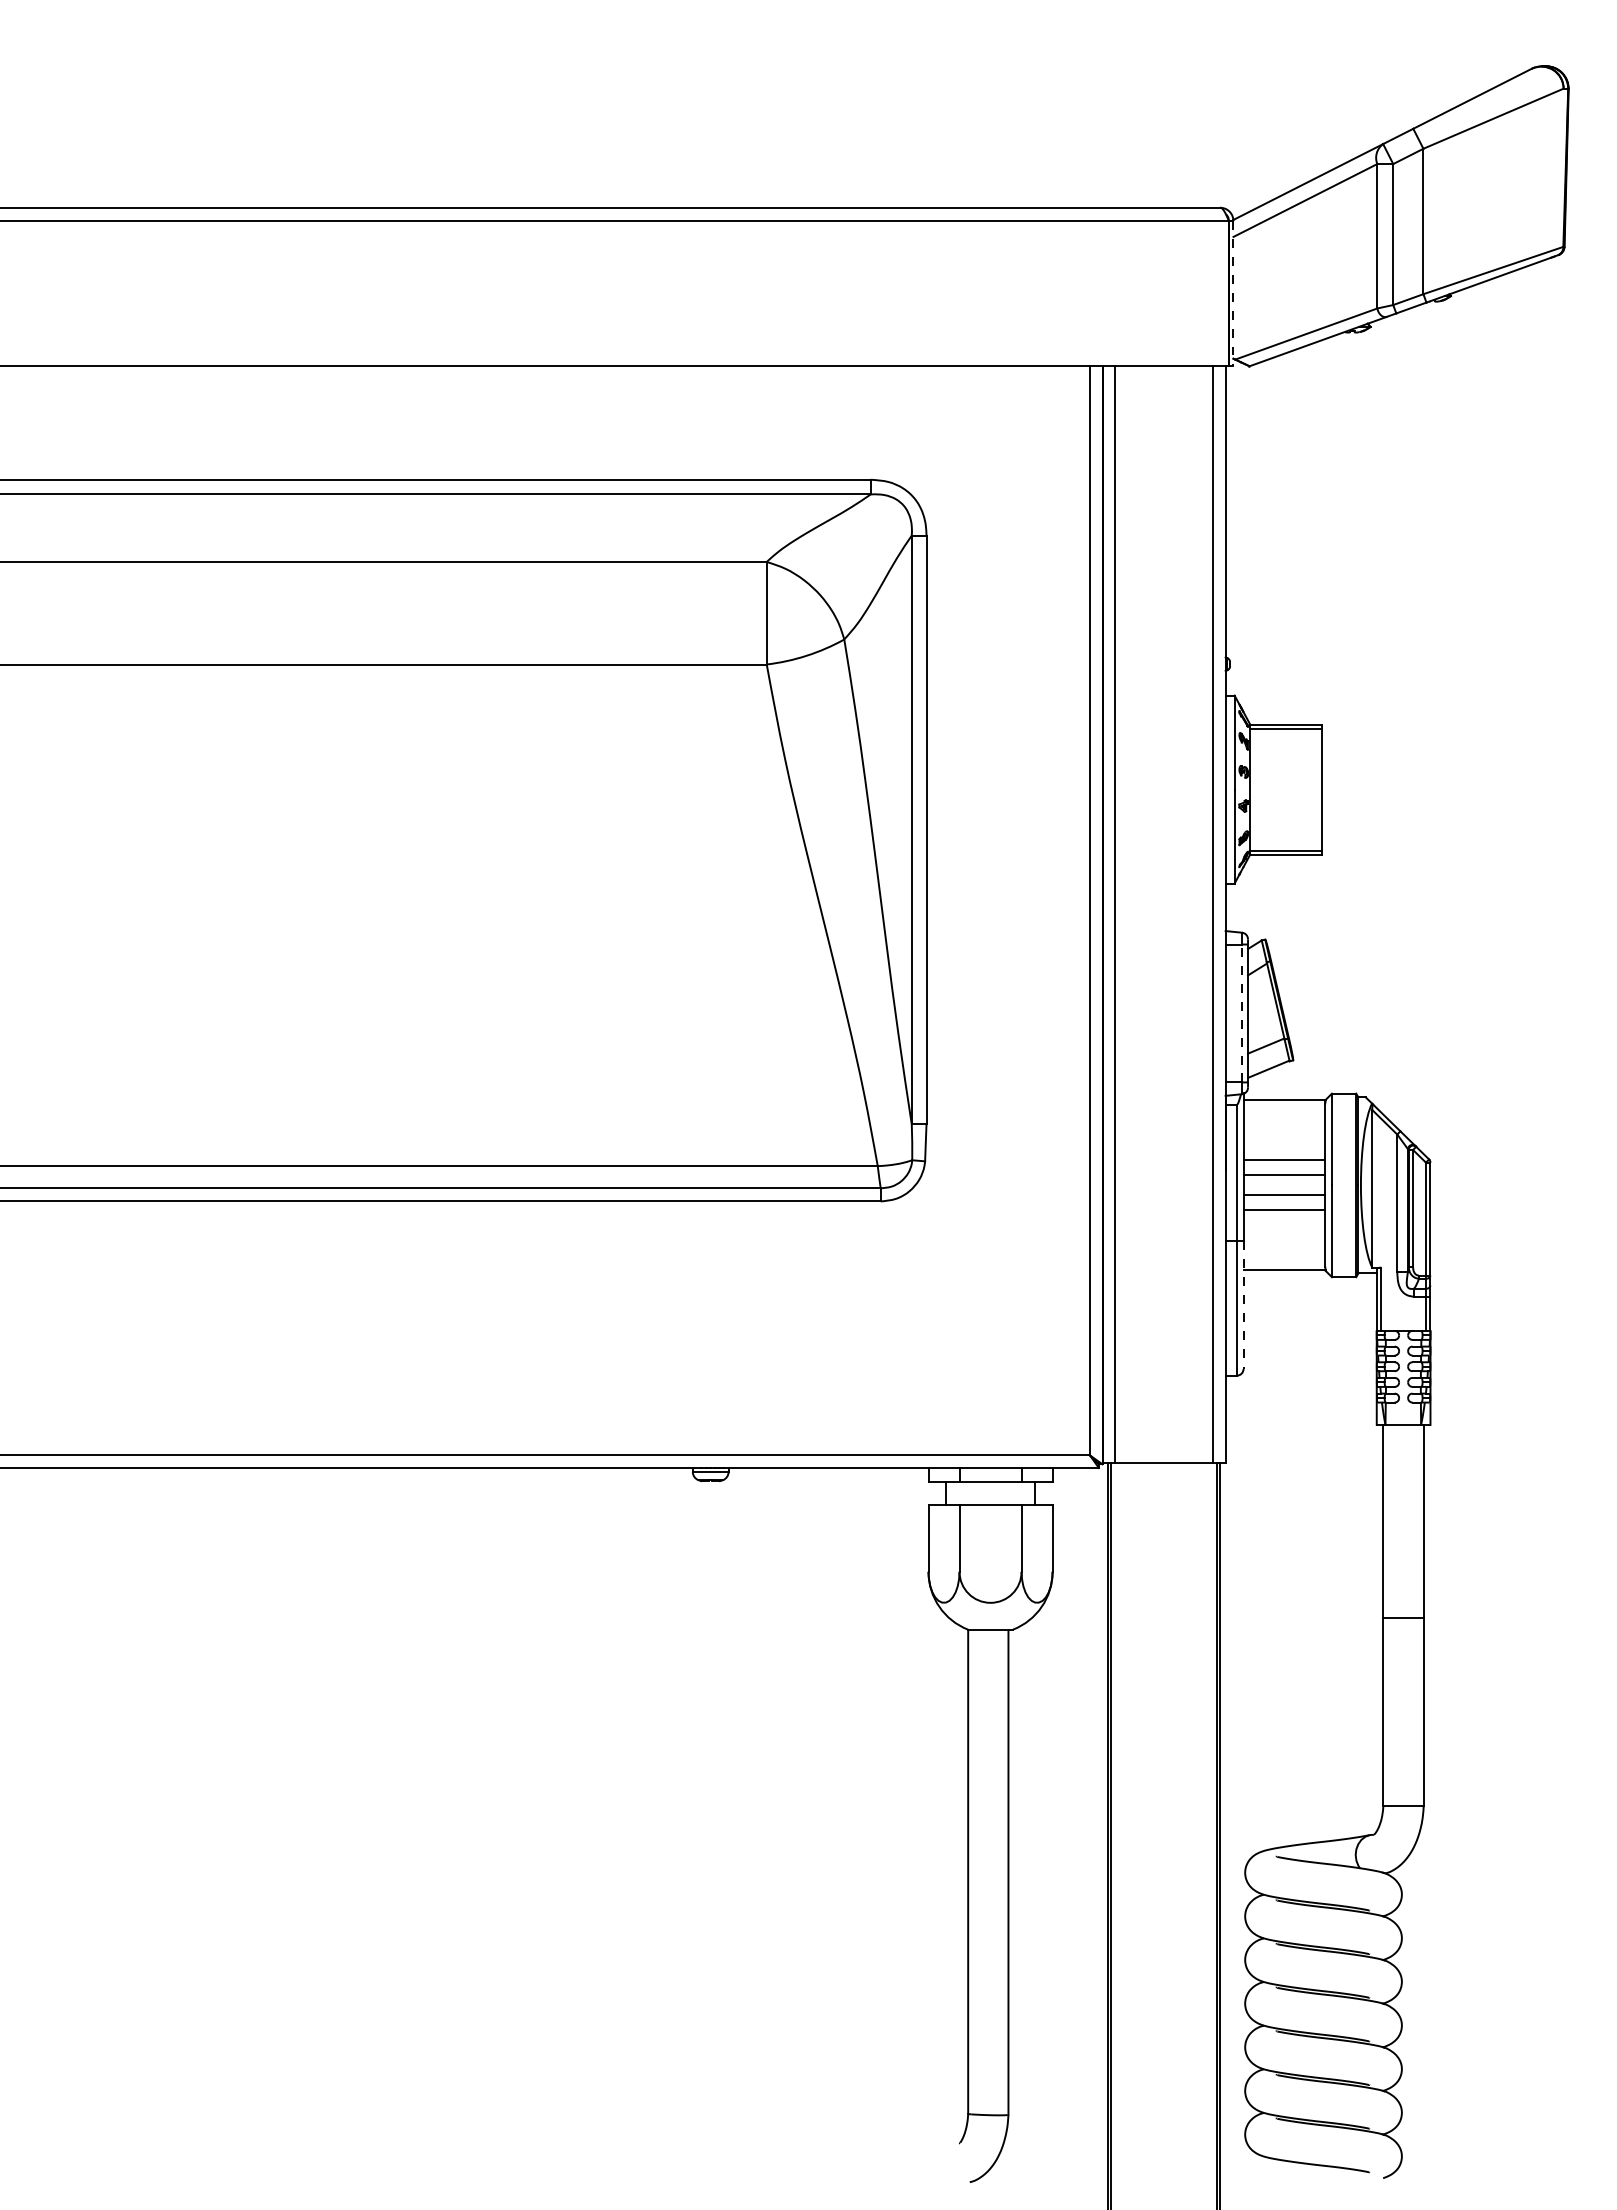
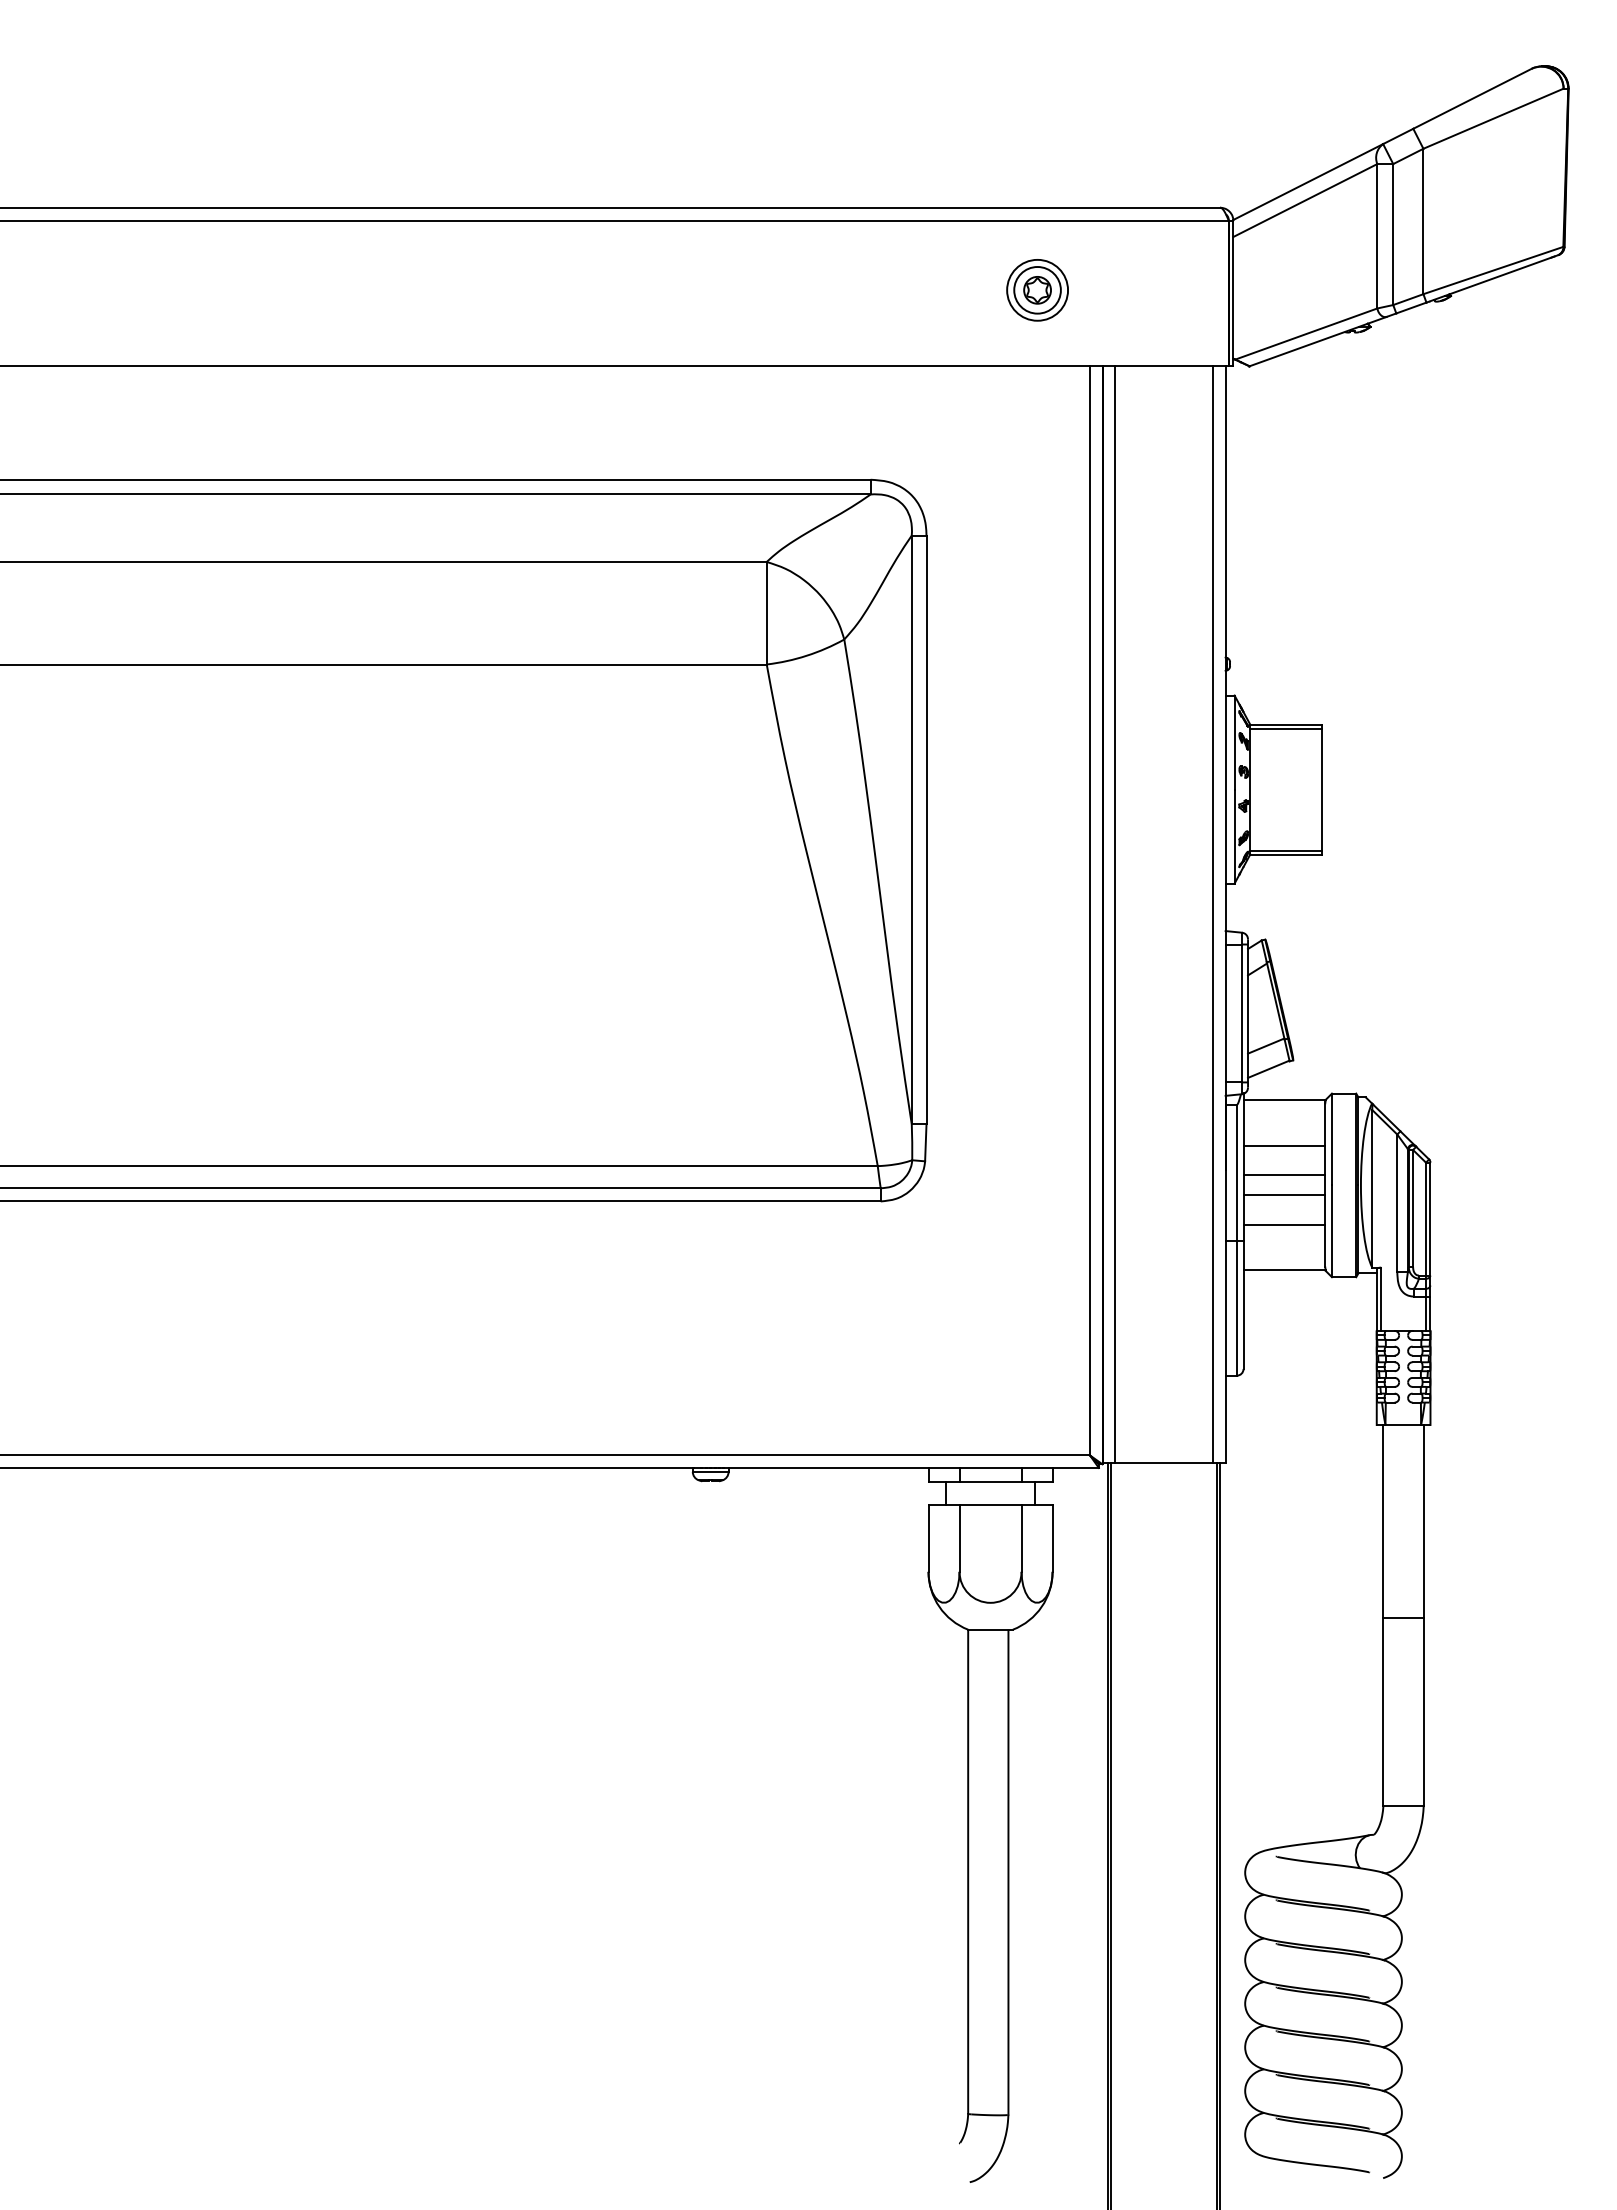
part: none -> present (1037, 290)
line: dashed -> solid (1233, 293)
line: dashed -> solid (1241, 1013)
line position: (1284, 1160) -> (1284, 1146) (1284, 1146)
line position: (1284, 1209) -> (1284, 1224) (1284, 1224)
line: dashed -> solid (1243, 1305)
